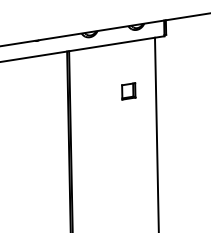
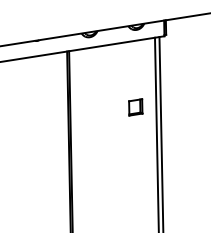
part position: (128, 91) -> (135, 107) (135, 107)
line: none -> present (161, 133)
